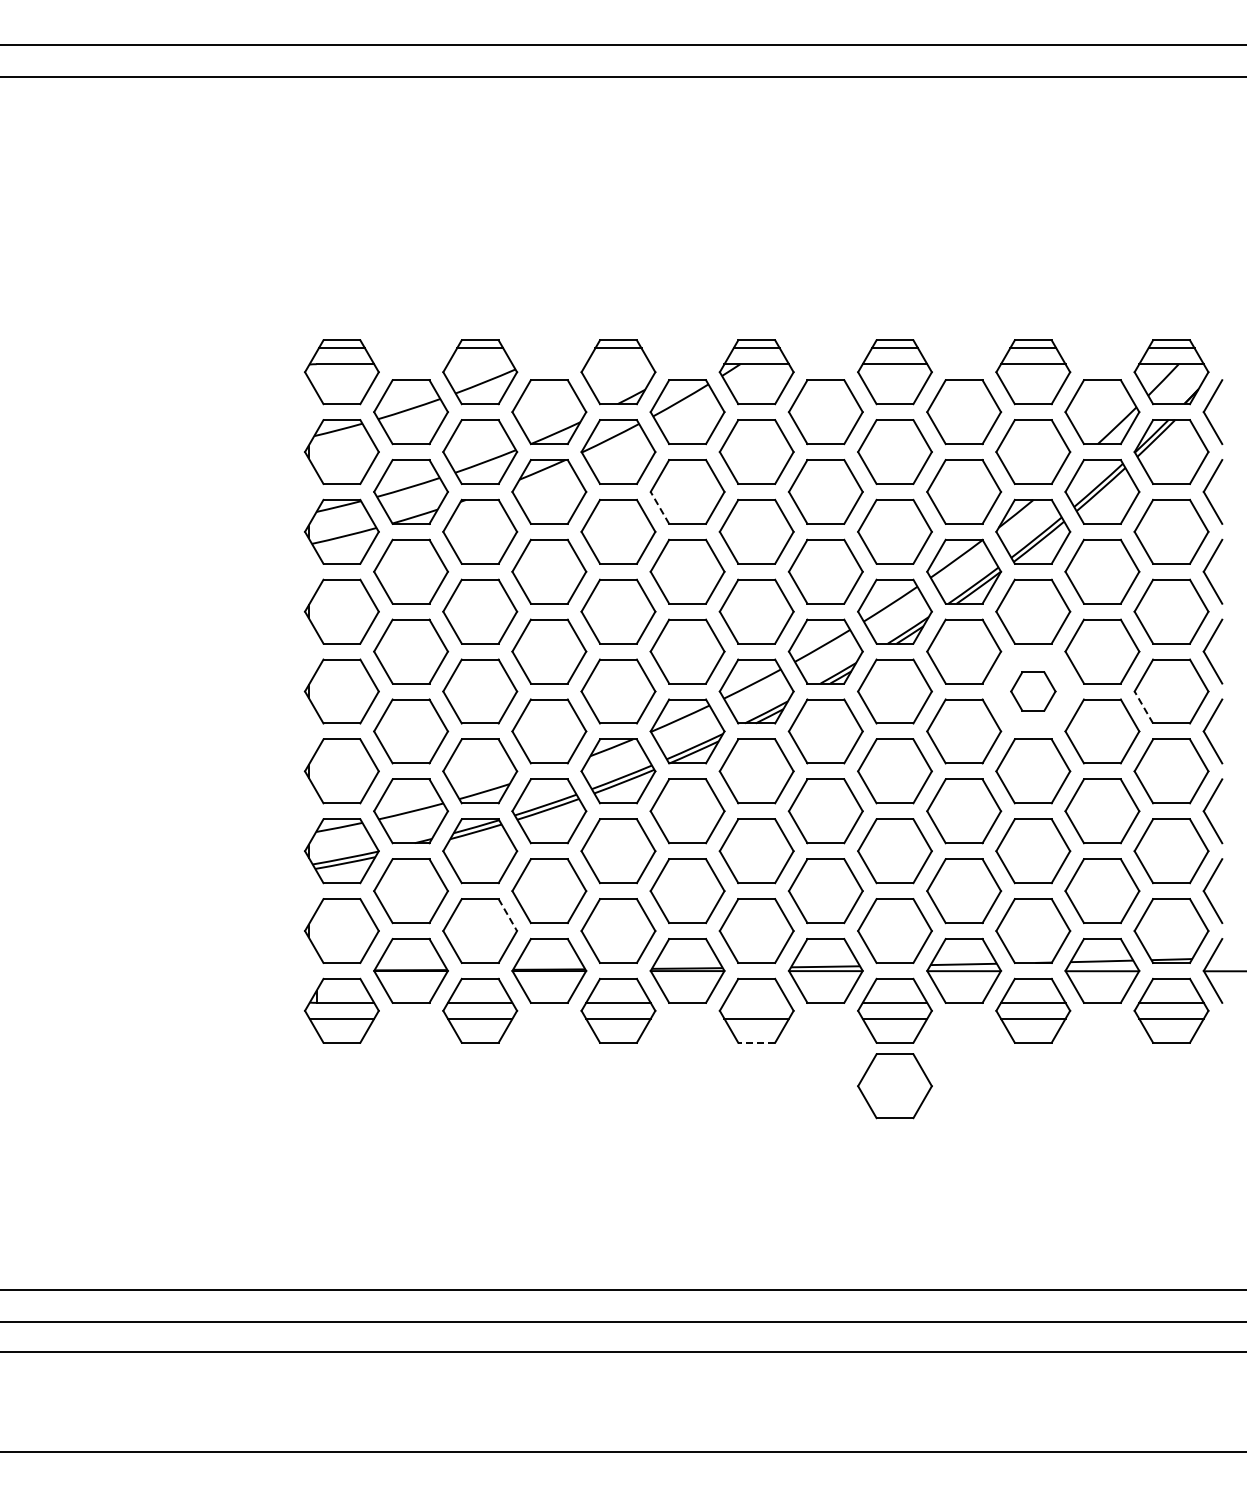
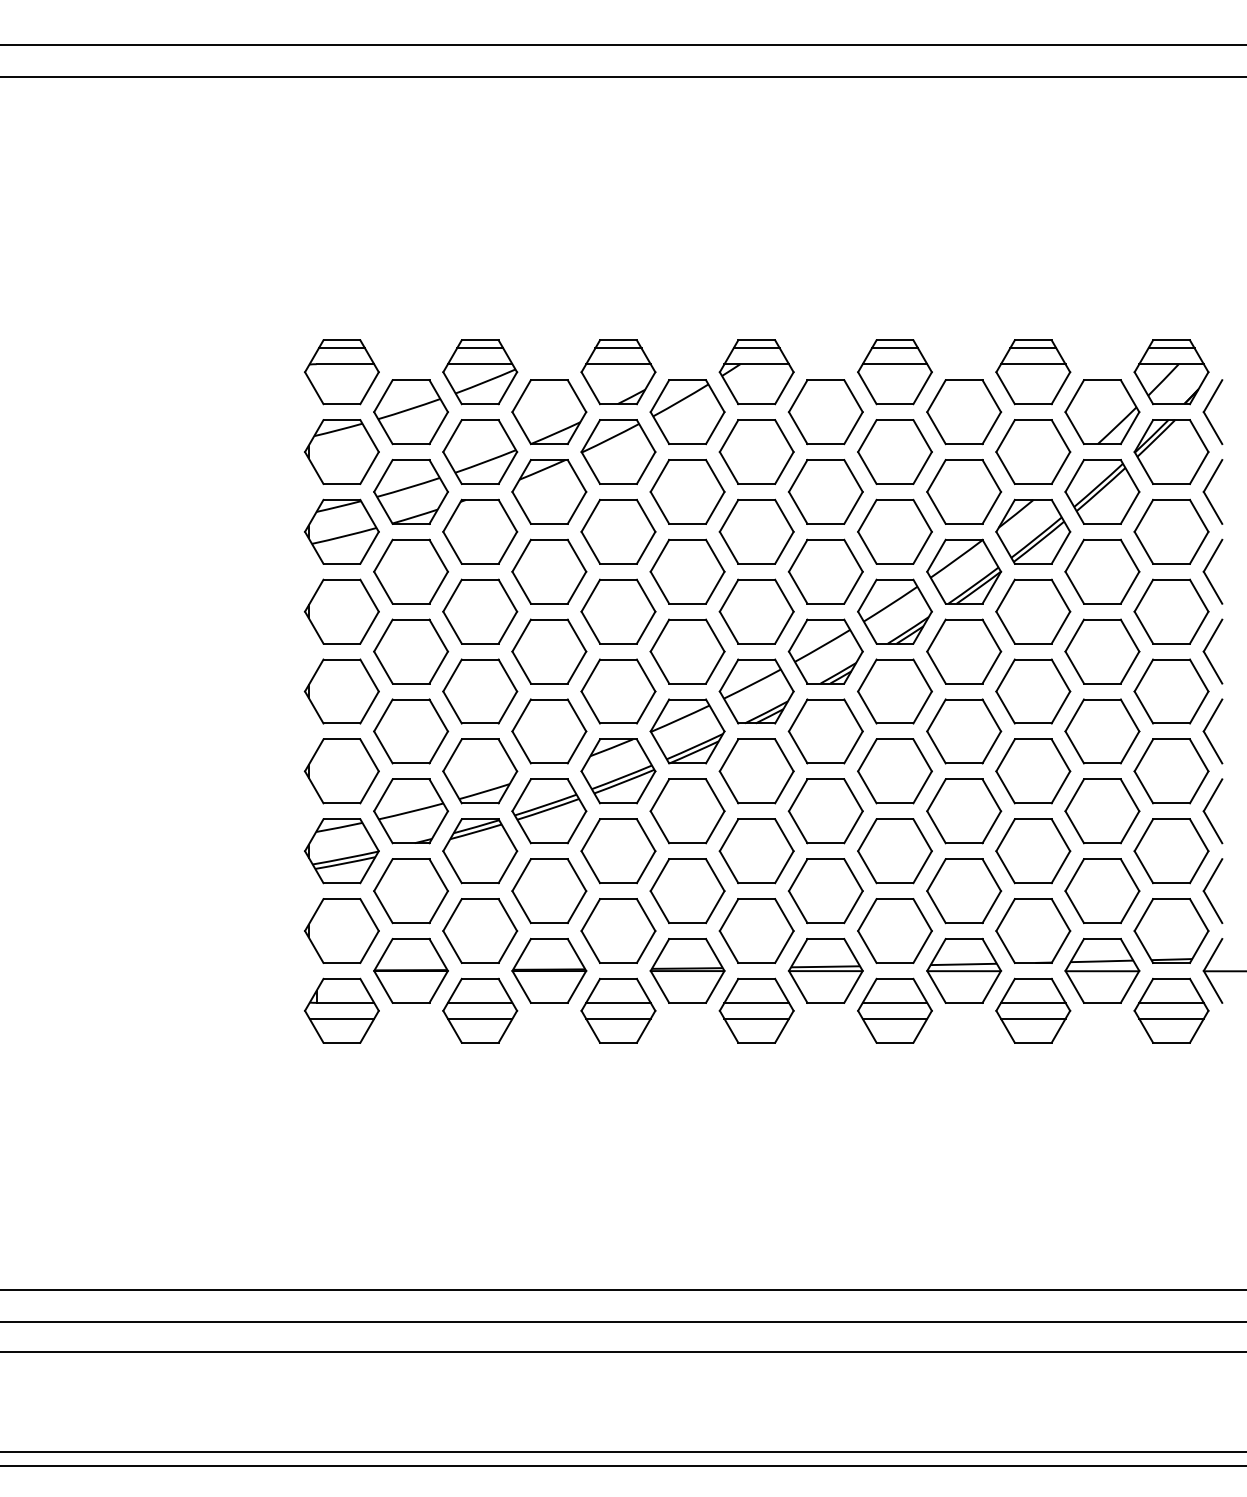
line: none -> present (479, 364)
line: none -> present (618, 364)
line: dashed -> solid (659, 507)
part size: 47x41 px -> 77x67 px (1033, 691)
line: dashed -> solid (1143, 707)
line: dashed -> solid (508, 915)
line: none -> present (756, 1002)
line: dashed -> solid (756, 1042)
part: present -> none (894, 1086)
line: none -> present (622, 1465)
